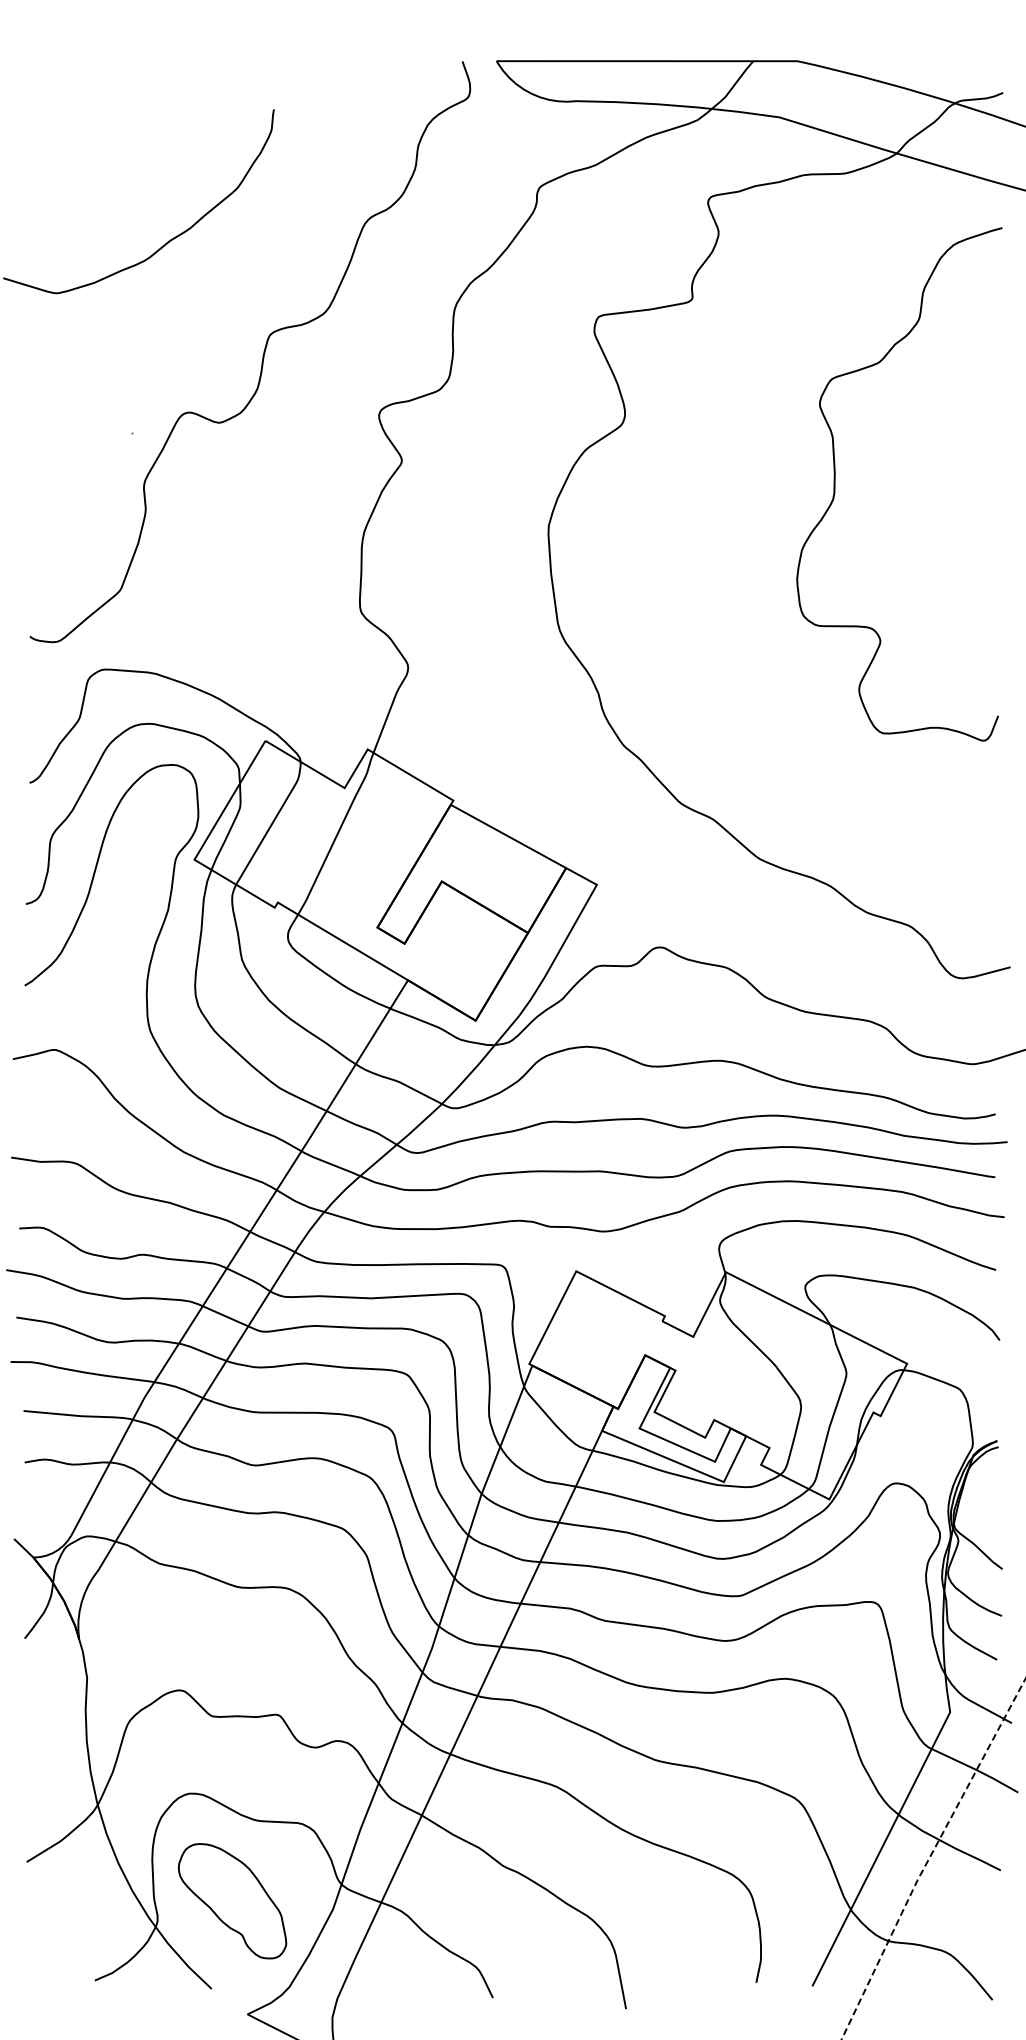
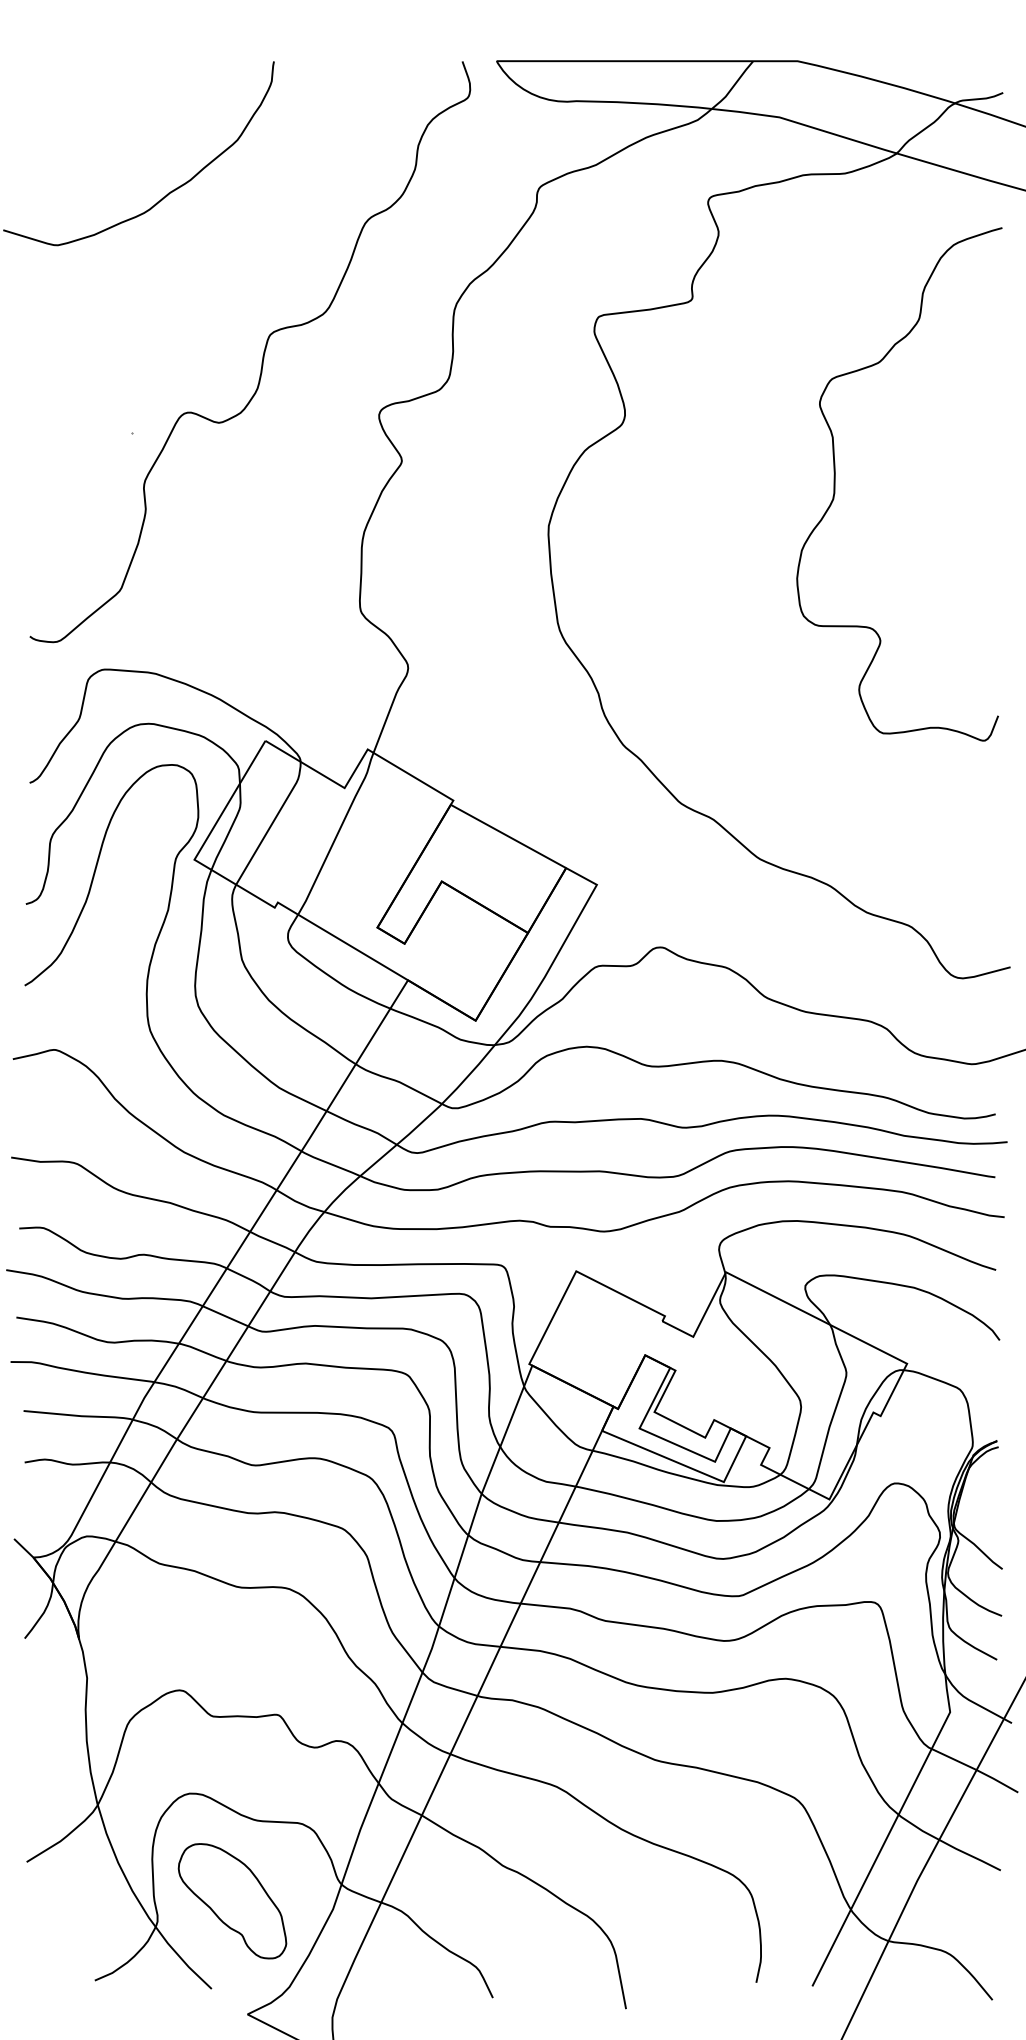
curve position: (168, 240) -> (168, 192) (168, 192)
line: dashed -> solid (929, 1857)
